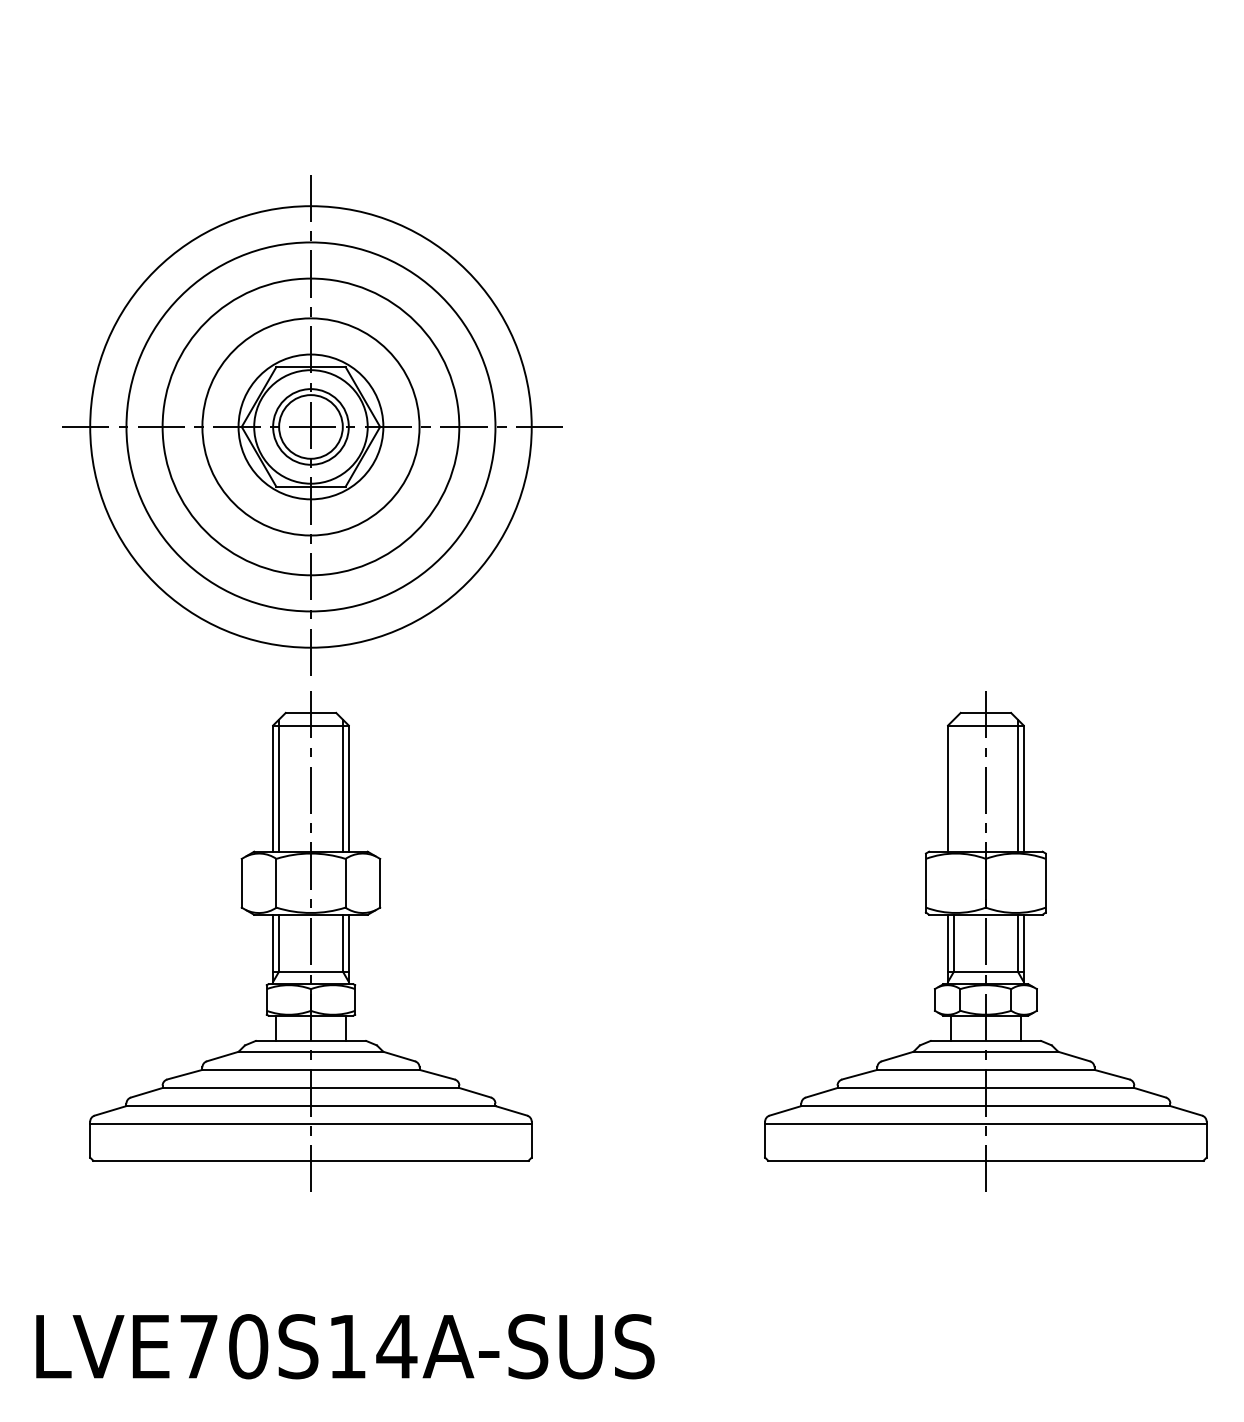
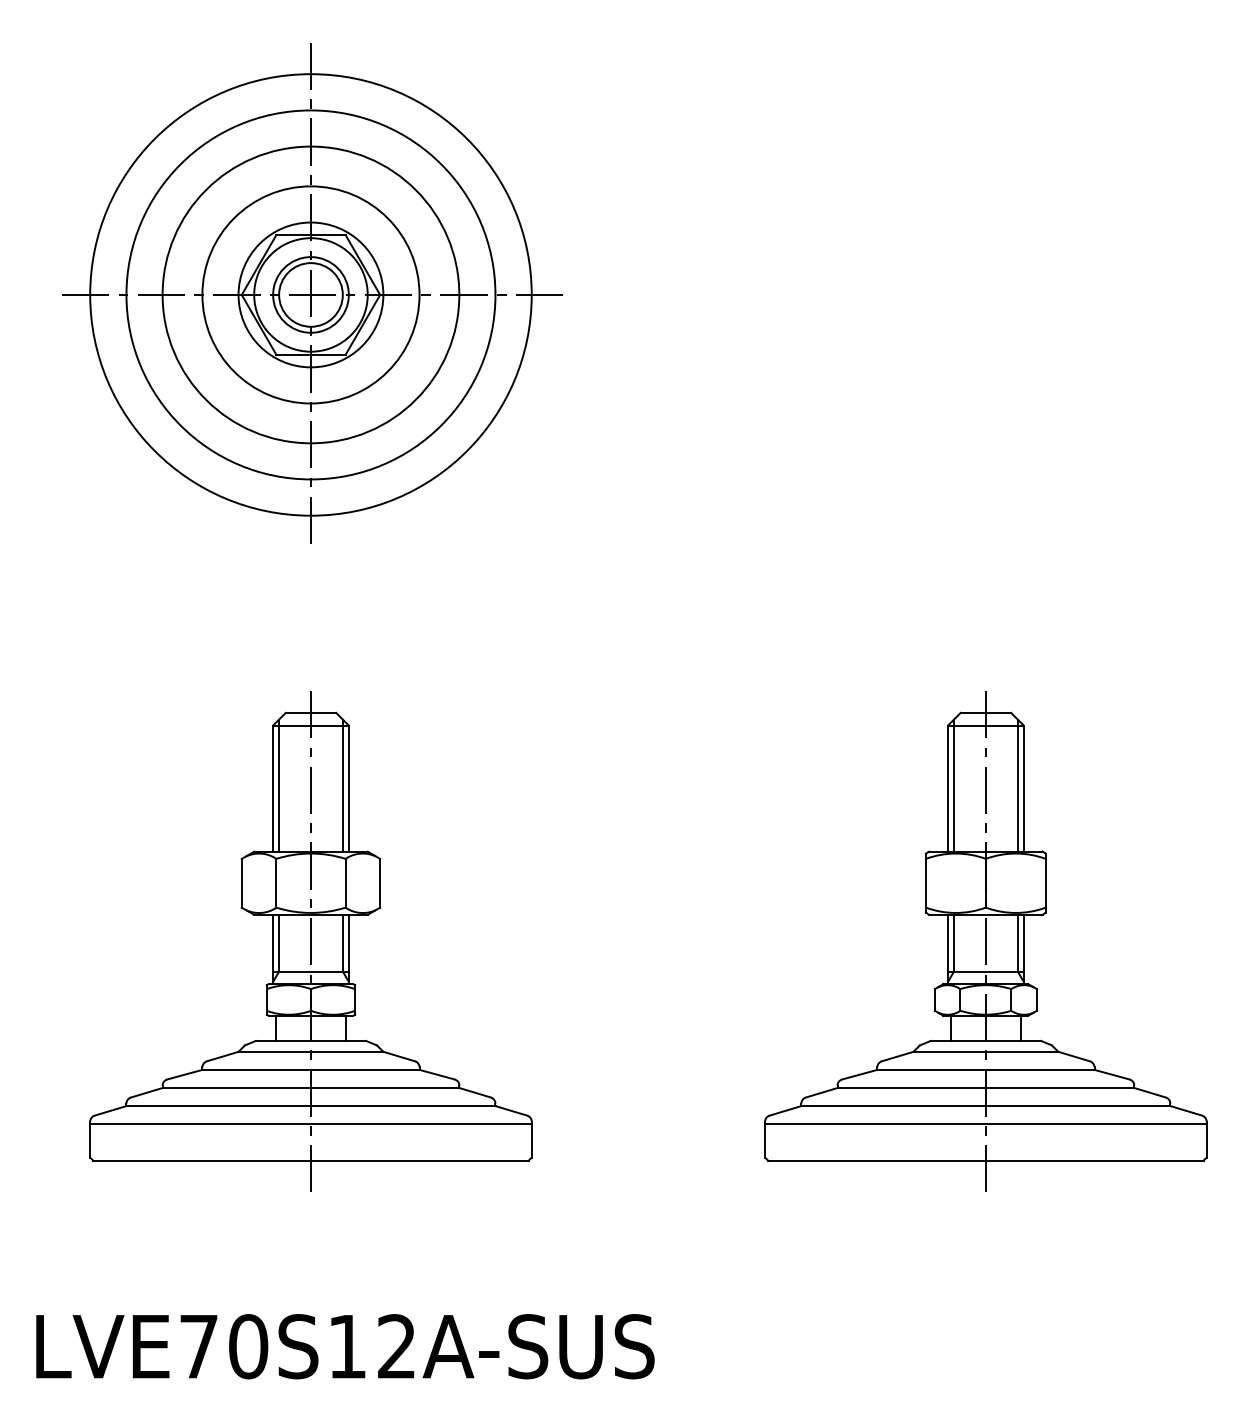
part position: (312, 425) -> (312, 293) (312, 293)
line: none -> present (954, 785)
text: LVE70S14A-SUS -> LVE70S12A-SUS (396, 1346)
